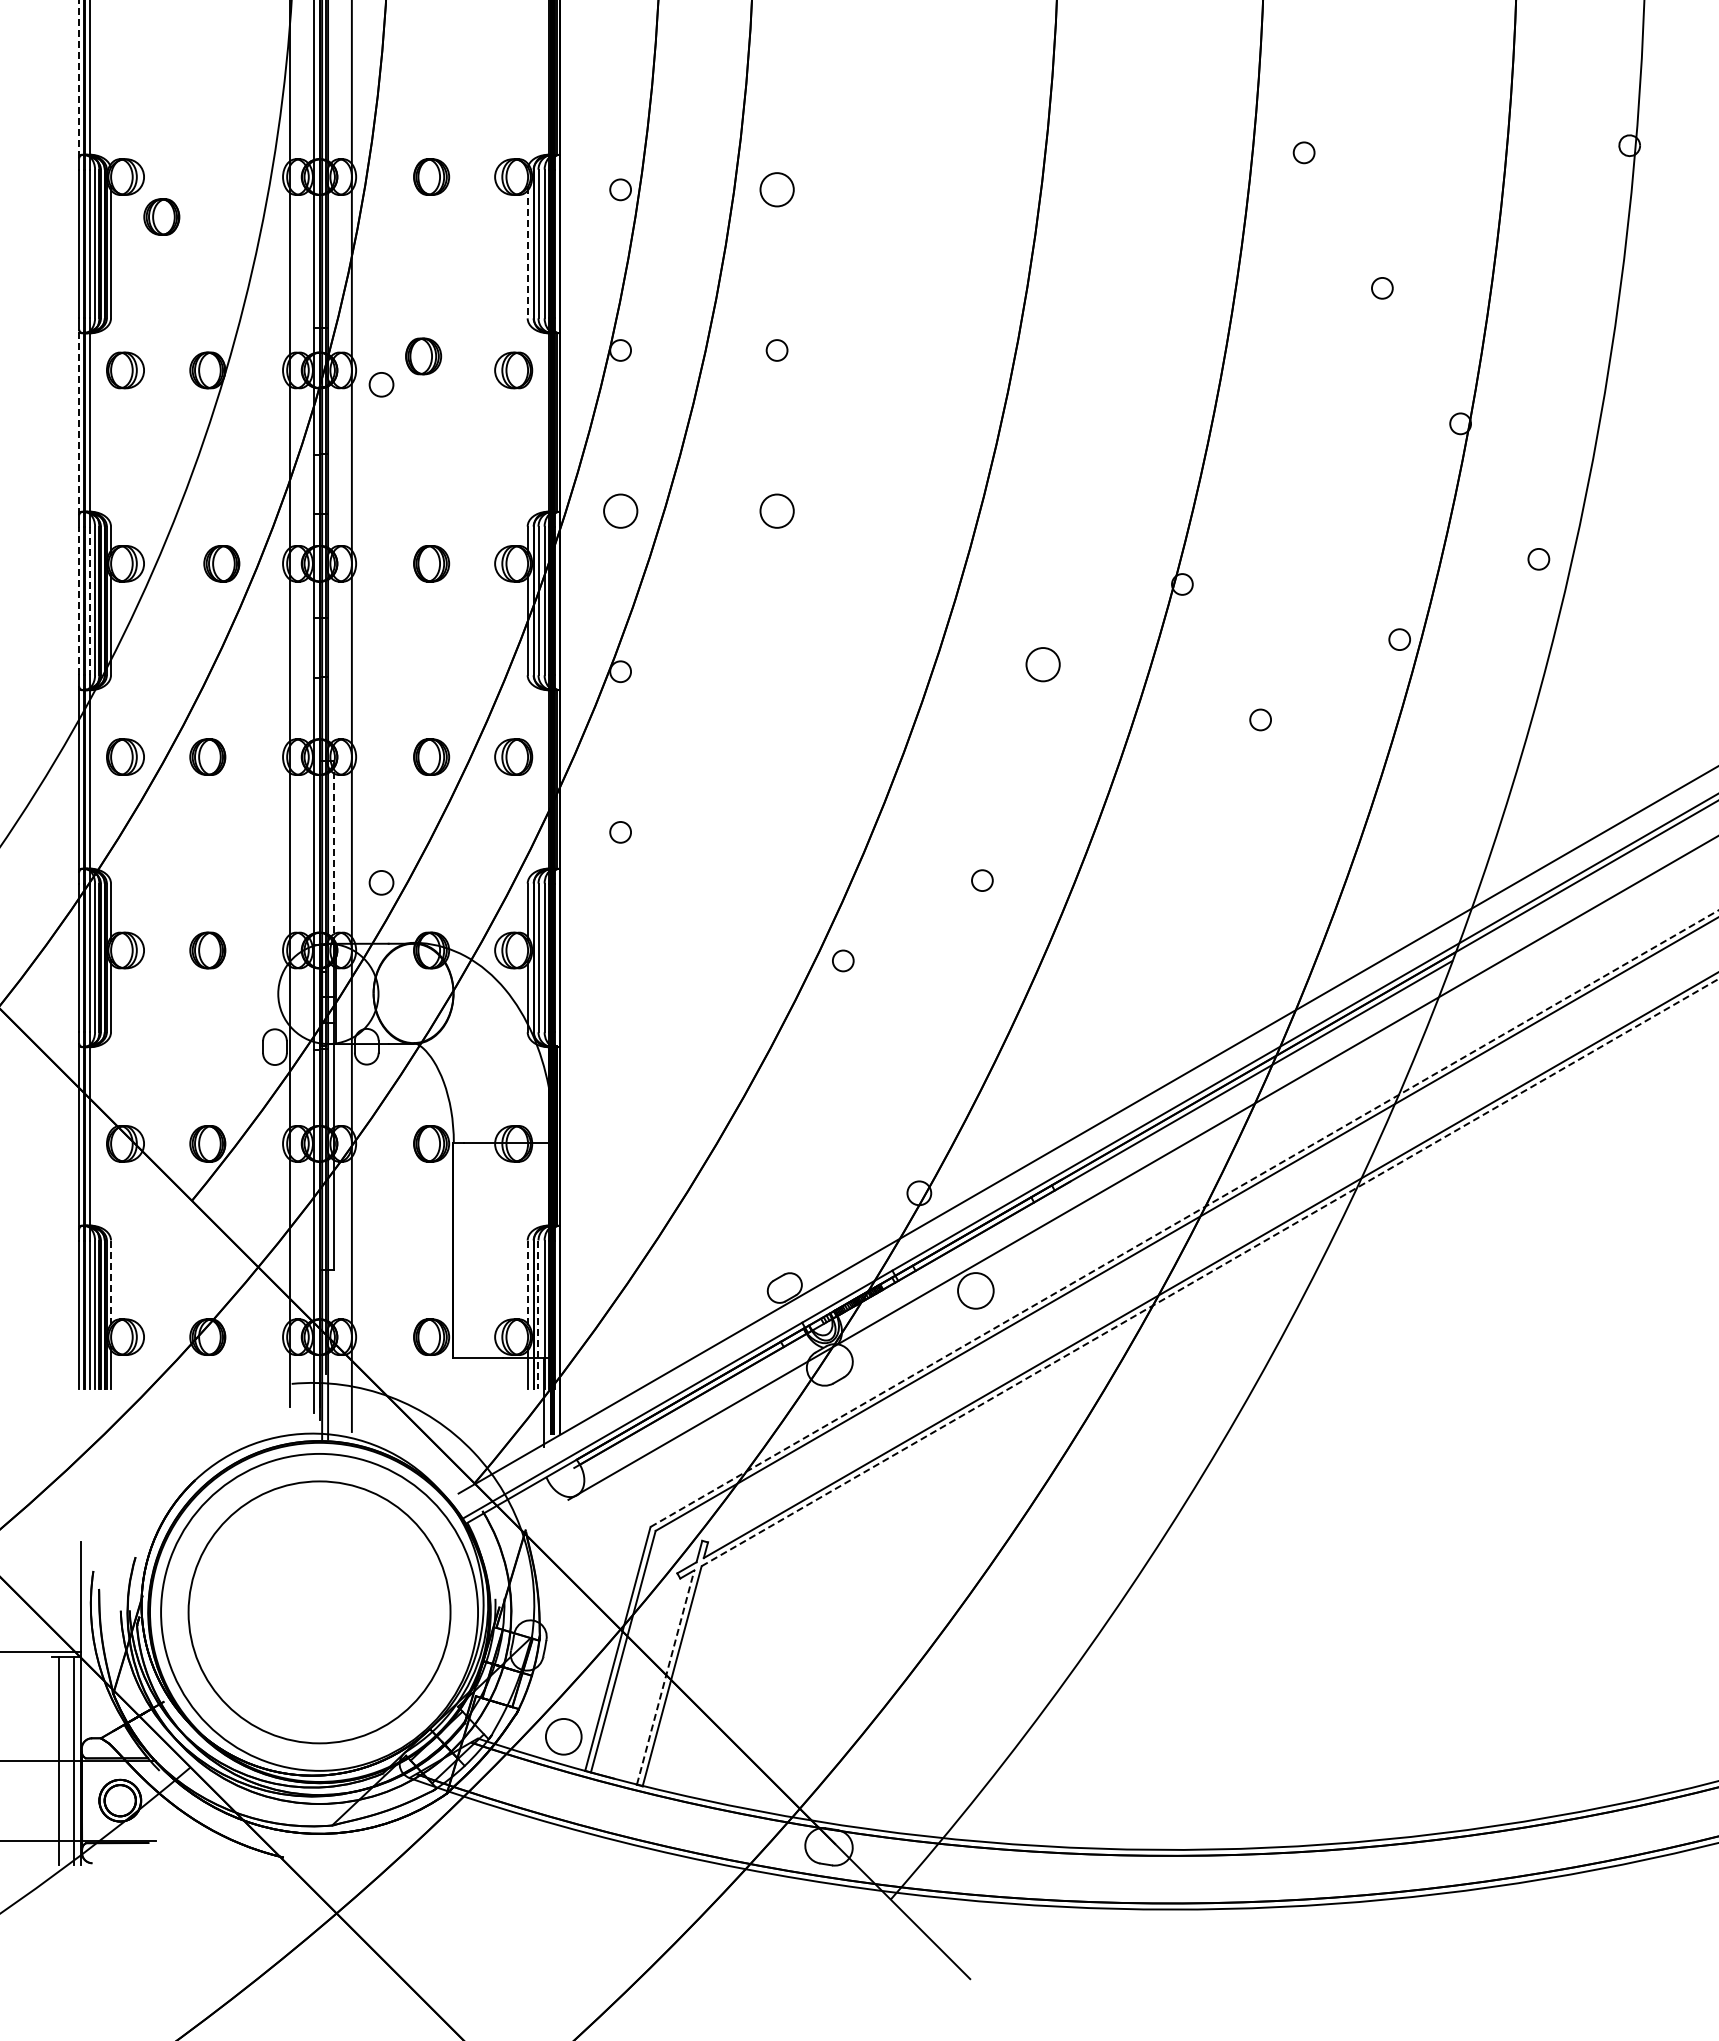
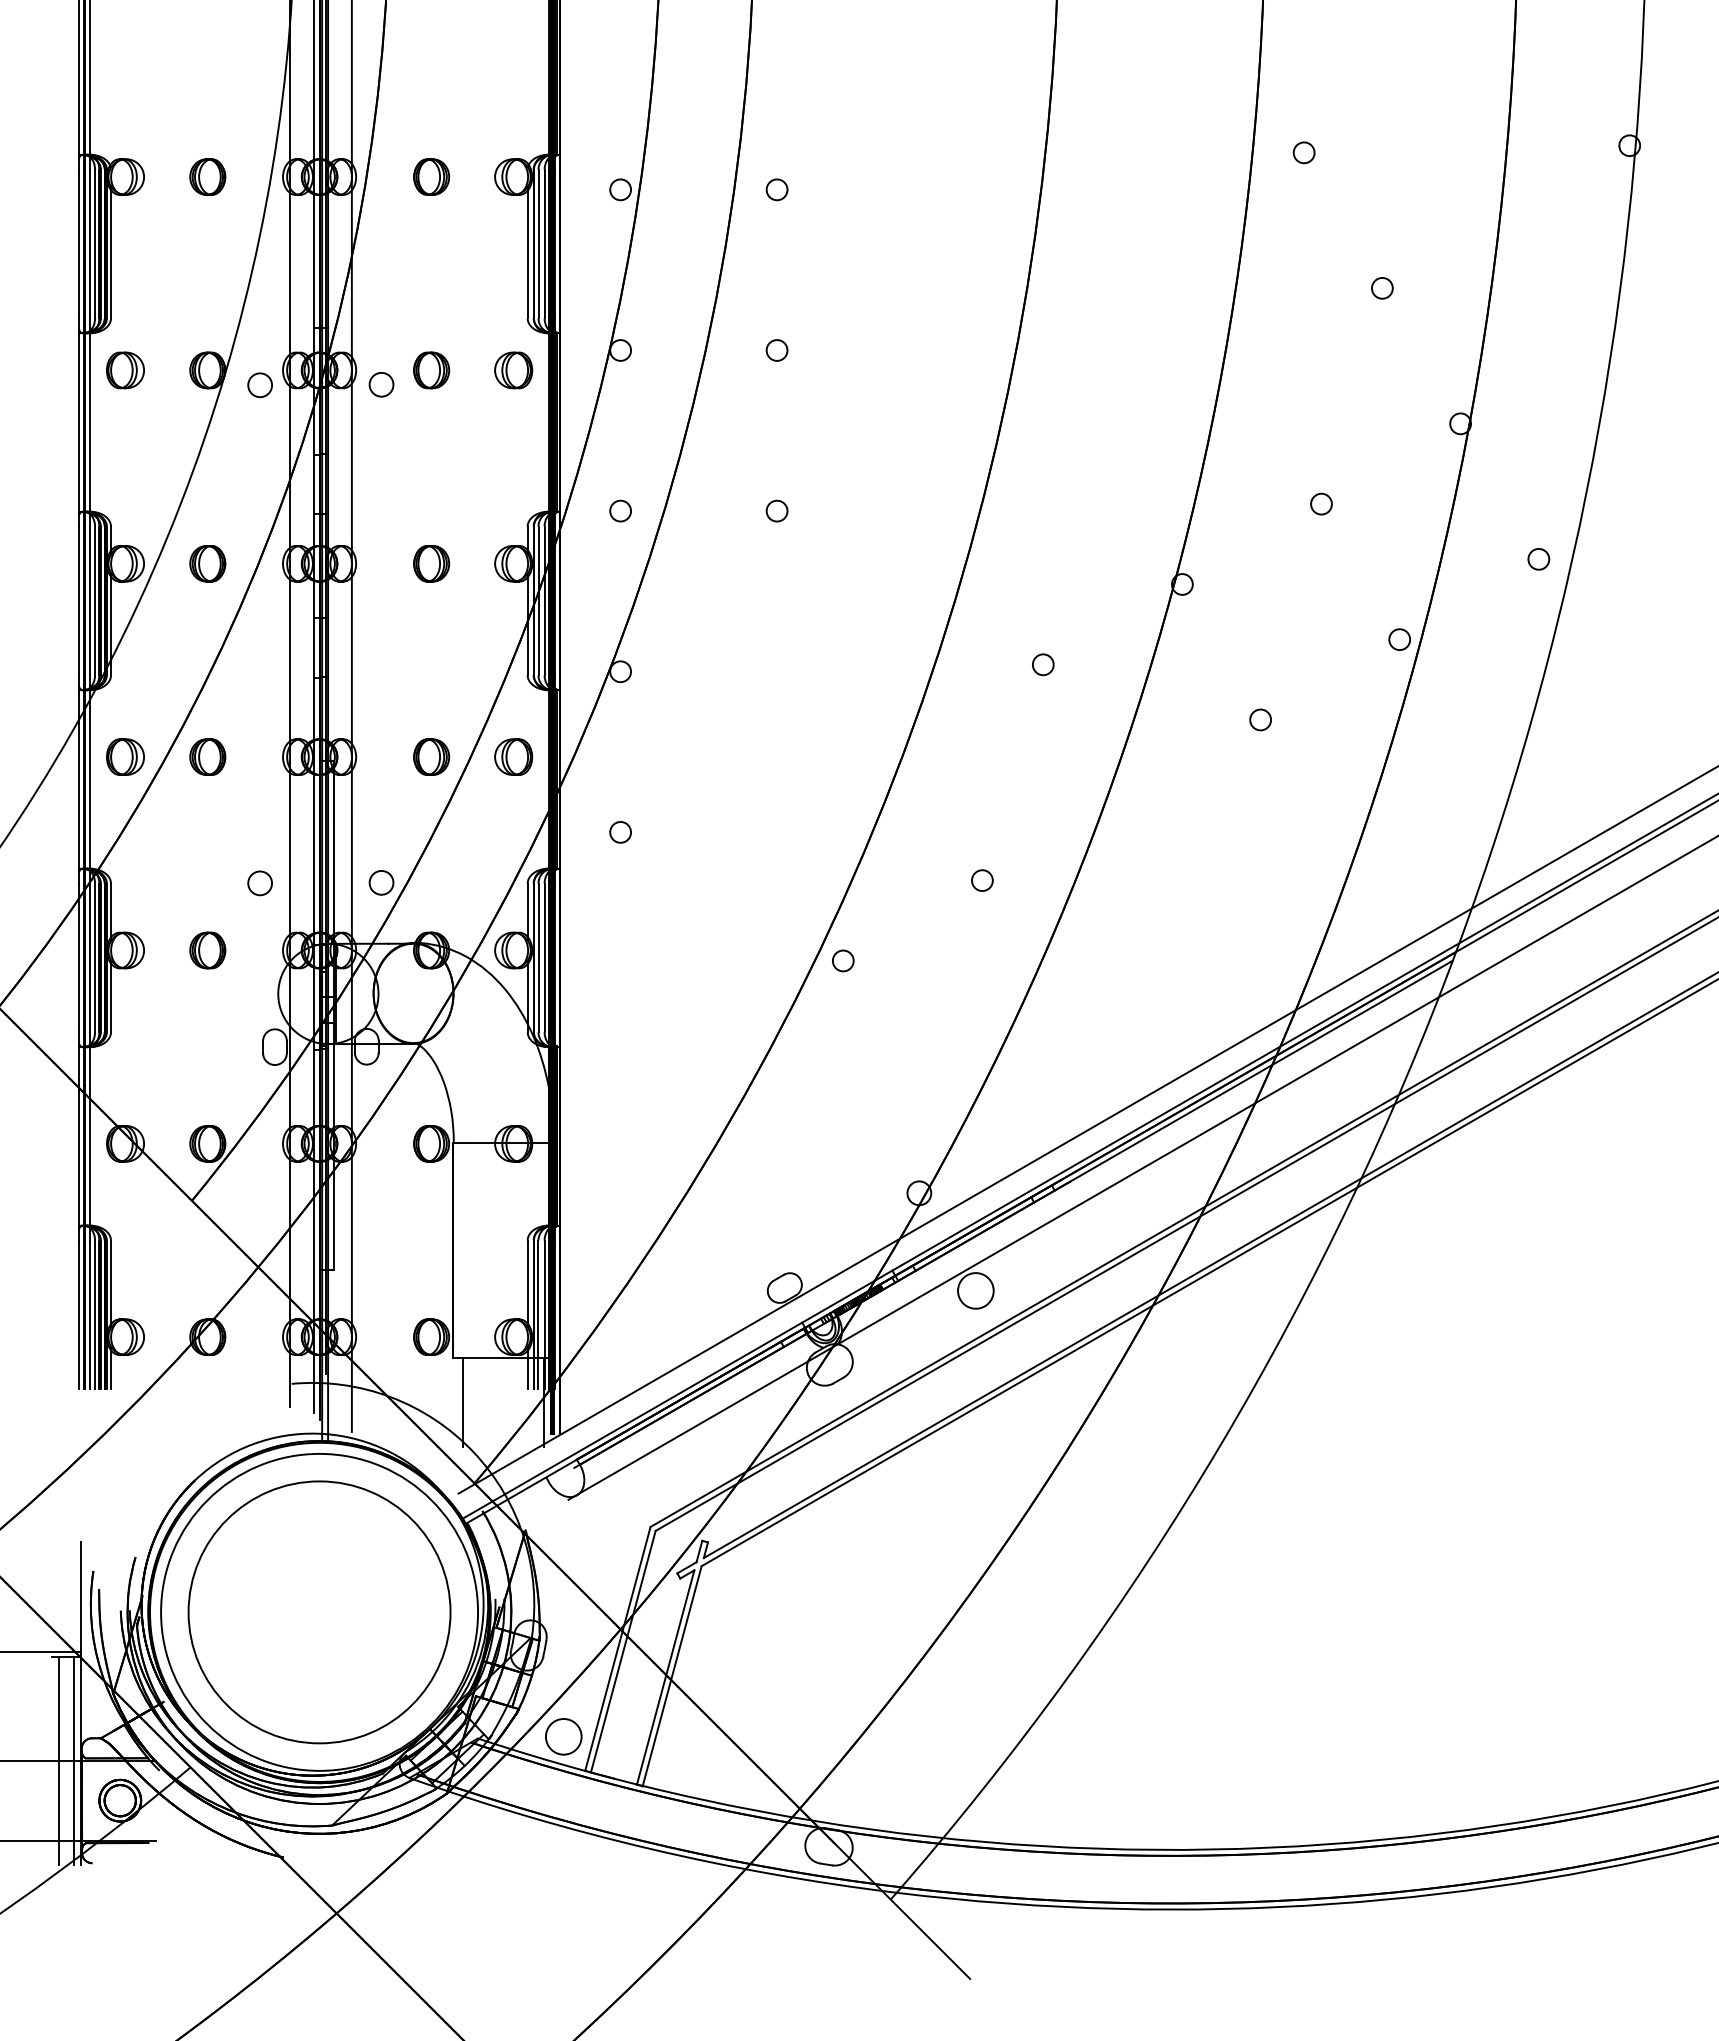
line: dashed -> solid (79, 79)
circle size: 36x36 px -> 24x24 px (776, 189)
part position: (161, 216) -> (207, 176) (207, 176)
line: dashed -> solid (527, 252)
part position: (423, 356) -> (431, 370) (431, 370)
circle: none -> present (259, 385)
line: dashed -> solid (79, 422)
circle: none -> present (1321, 503)
circle size: 36x36 px -> 23x24 px (620, 510)
circle size: 36x36 px -> 24x24 px (776, 510)
part position: (221, 563) -> (207, 563) (207, 563)
line: dashed -> solid (79, 600)
line: dashed -> solid (89, 601)
circle size: 36x36 px -> 23x24 px (1043, 664)
line: dashed -> solid (334, 853)
circle: none -> present (259, 883)
line: dashed -> solid (1184, 1218)
line: dashed -> solid (1209, 1272)
line: dashed -> solid (111, 1284)
line: dashed -> solid (527, 1284)
line: dashed -> solid (538, 1315)
line: none -> present (463, 1402)
line: dashed -> solid (665, 1677)
